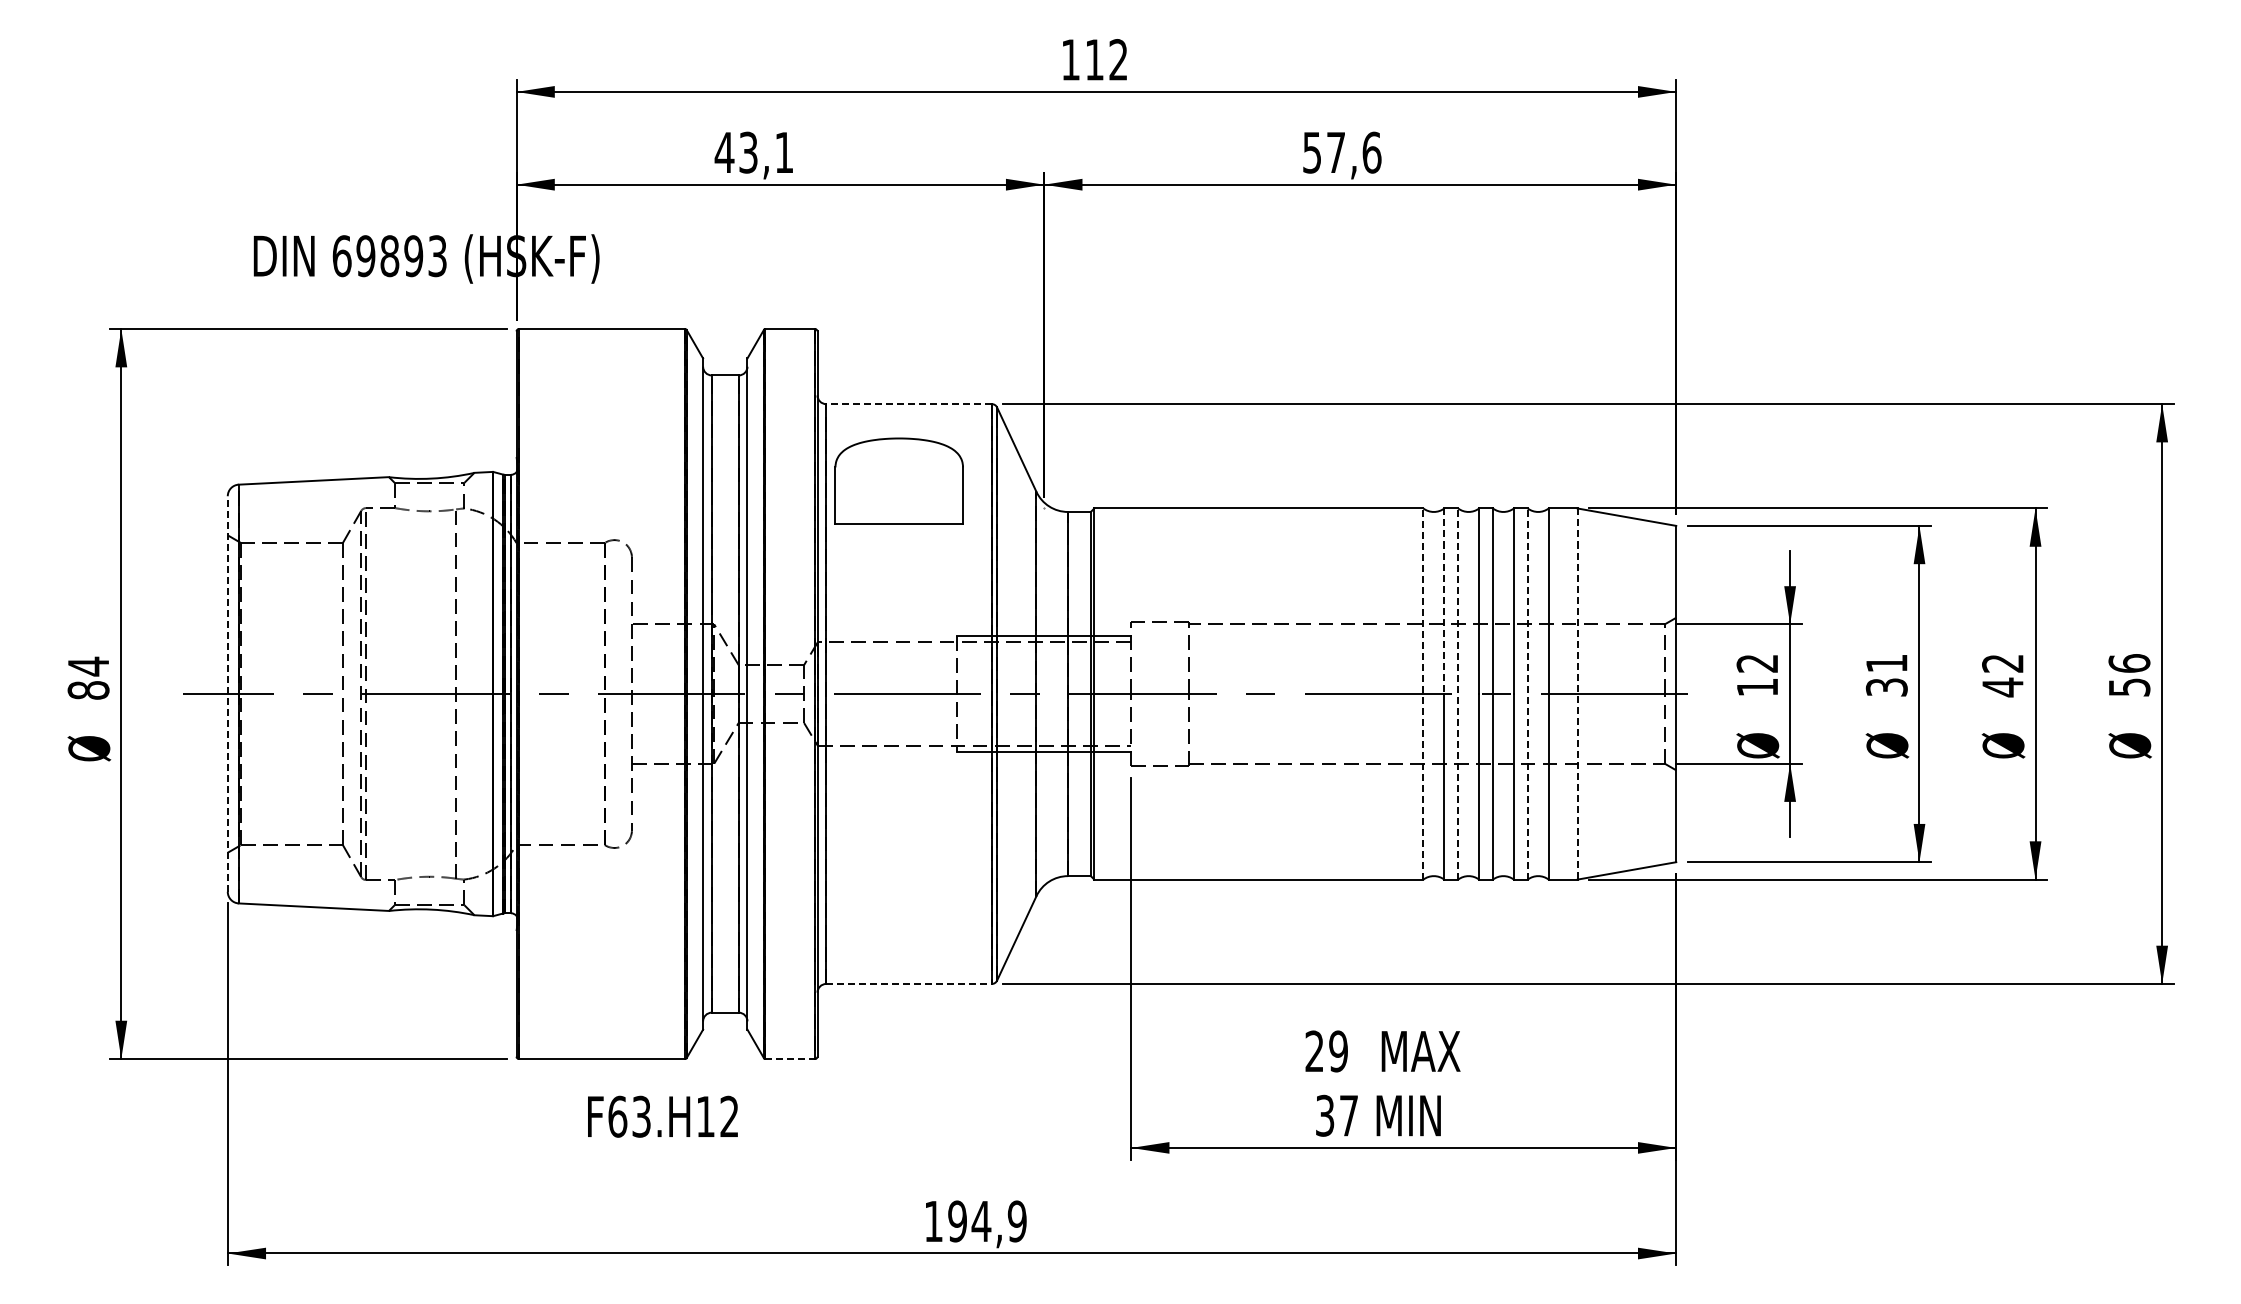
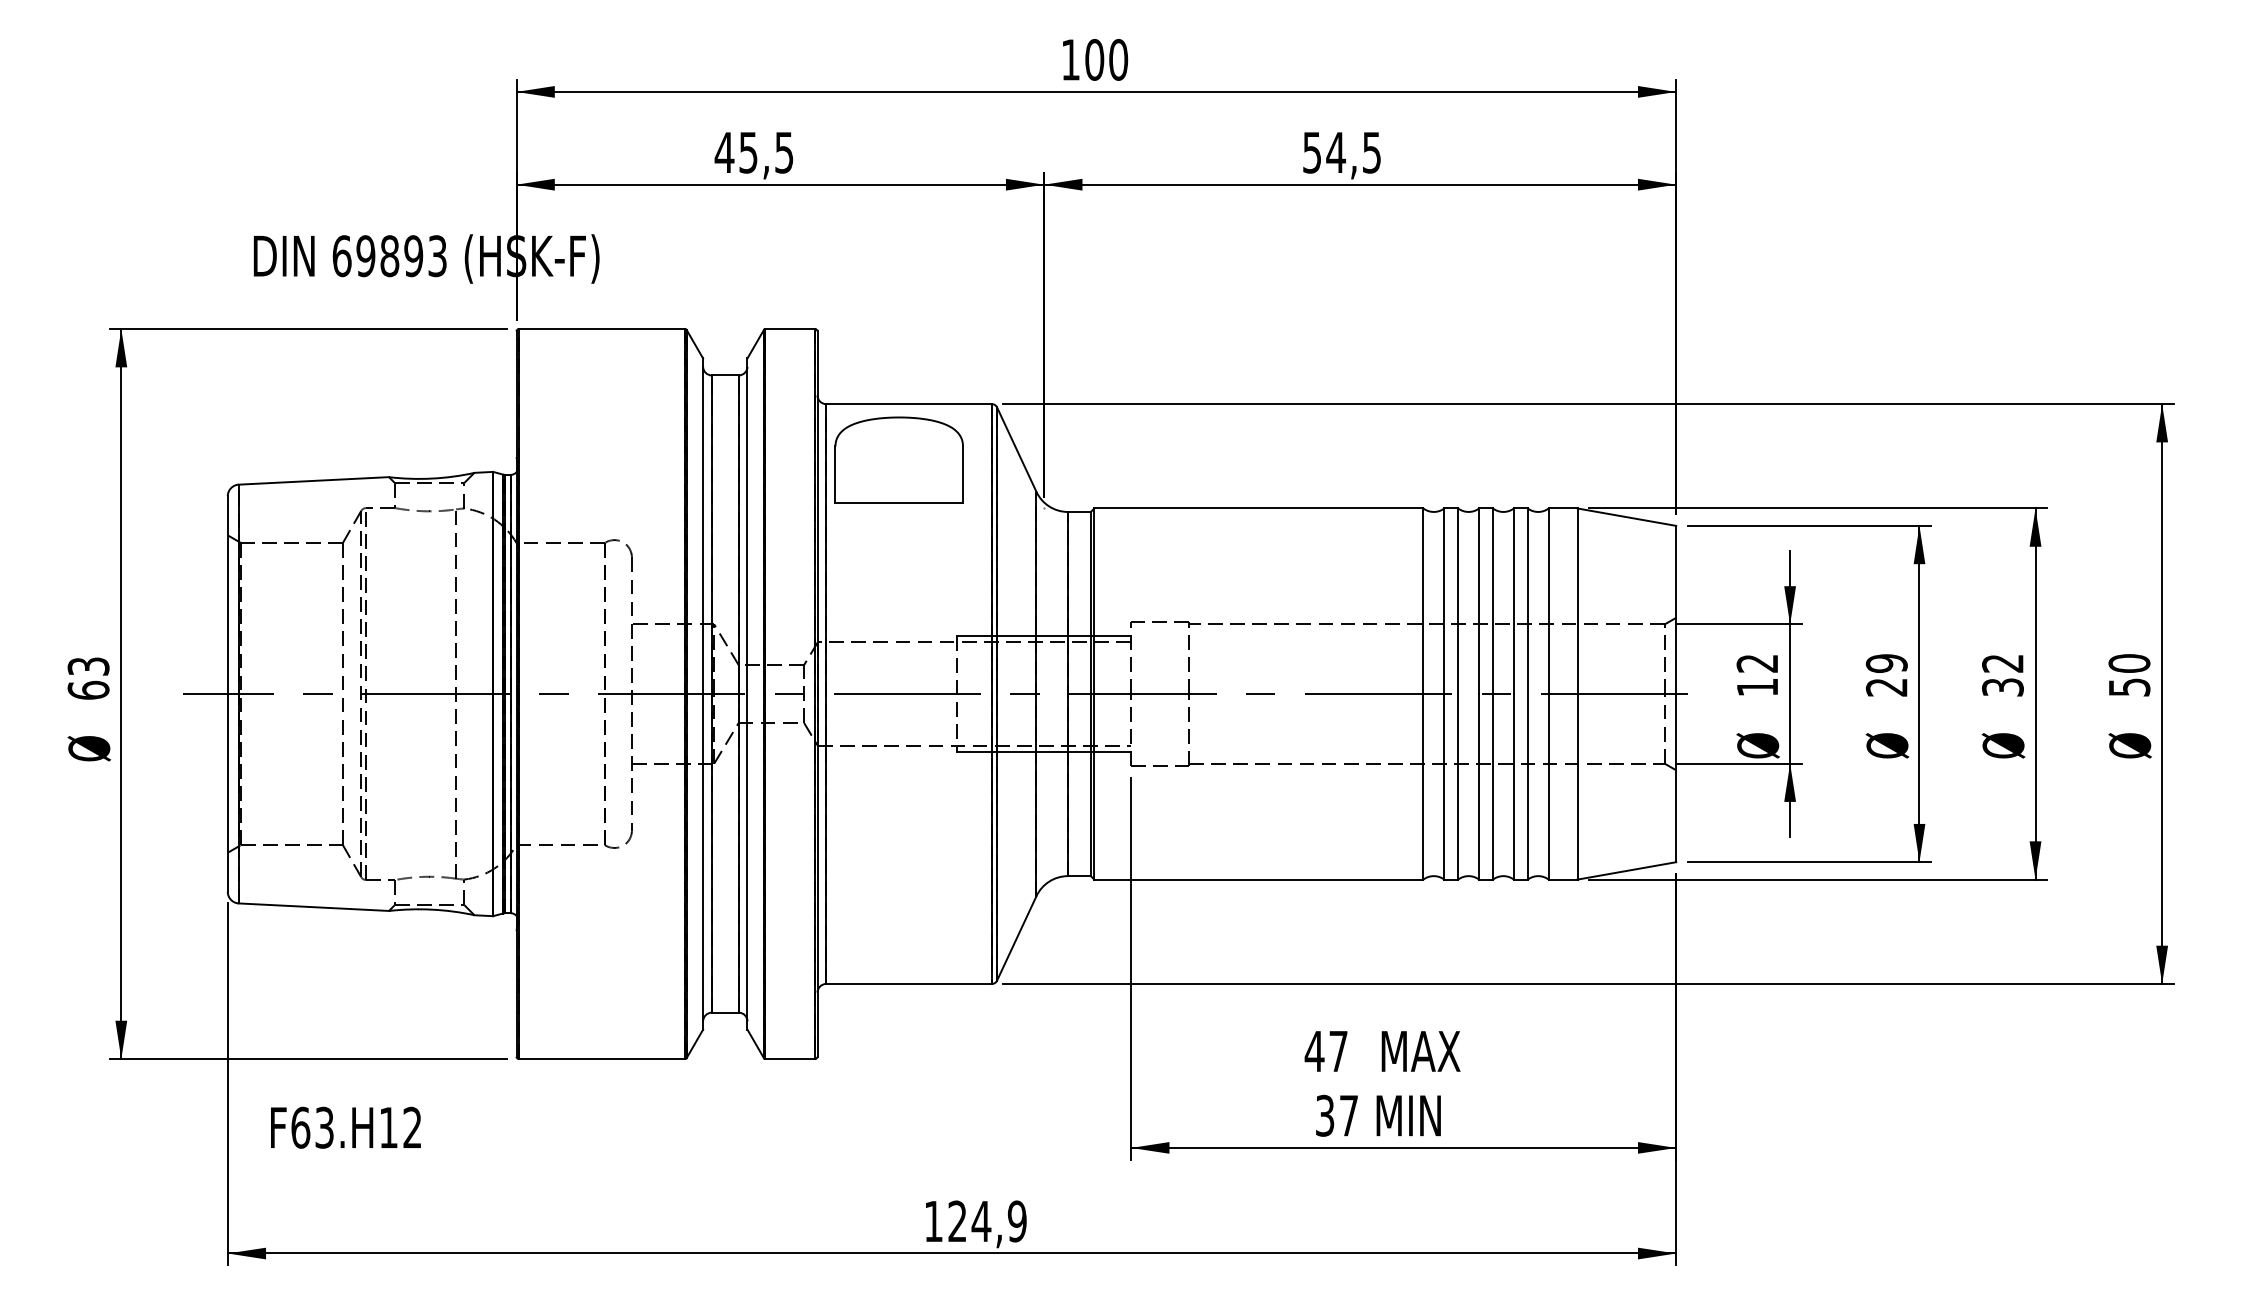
text: 112 -> 100 (1106, 59)
text: 43,1 -> 45,5 (766, 152)
text: 57,6 -> 54,5 (1353, 152)
line: dashed -> solid (909, 404)
part position: (898, 480) -> (898, 459) (898, 459)
line: dashed -> solid (1444, 601)
text: 56 -> 50 (2129, 663)
text: 31 -> 29 (1886, 675)
text: 84 -> 63 (88, 677)
text: 42 -> 32 (2002, 687)
line: dashed -> solid (227, 694)
line: dashed -> solid (1423, 694)
line: dashed -> solid (1458, 694)
line: dashed -> solid (1527, 694)
line: dashed -> solid (1577, 694)
line: dashed -> solid (909, 983)
text: 29 -> 47 (1325, 1051)
line: dashed -> solid (790, 1059)
text position: (662, 1116) -> (345, 1127) (345, 1127)
text: 194,9 -> 124,9 (957, 1221)
